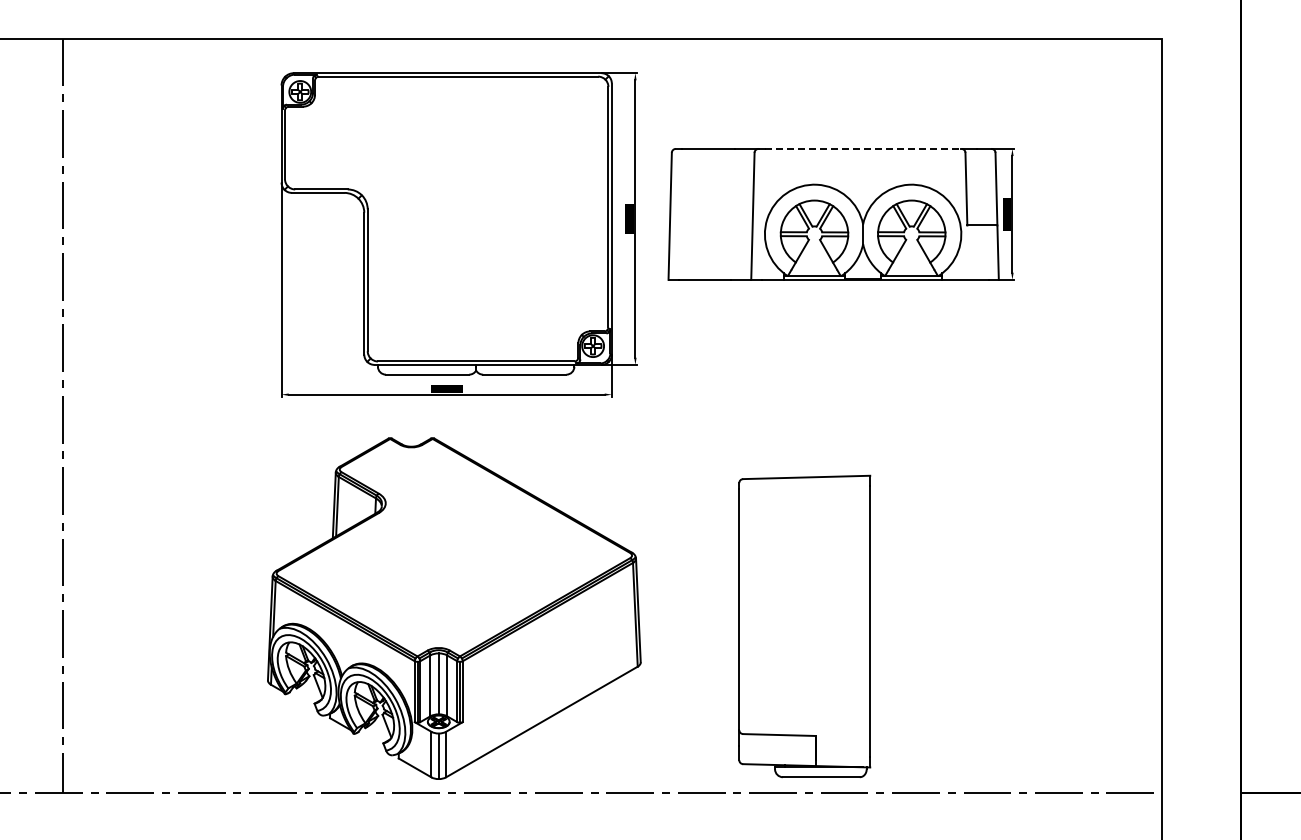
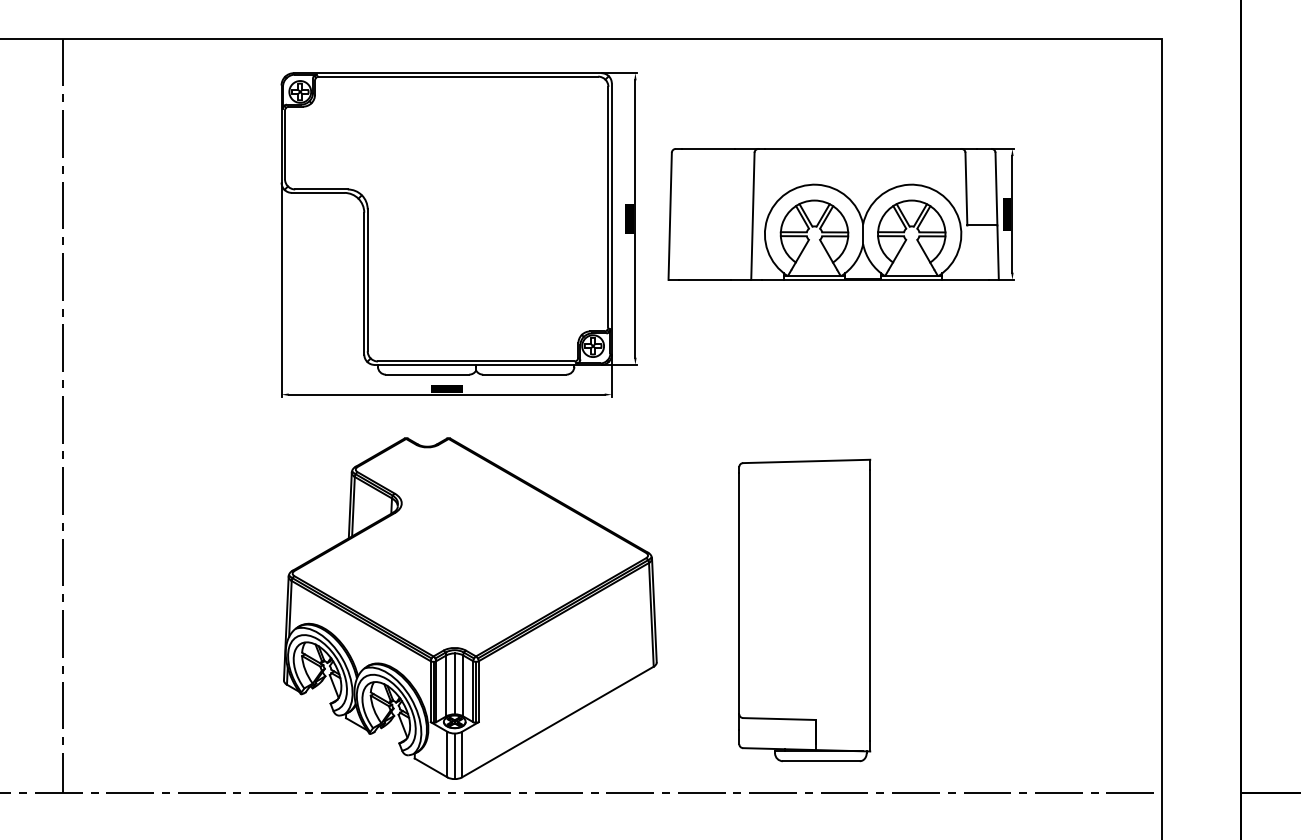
line: dashed -> solid (863, 148)
part position: (454, 608) -> (470, 608) (470, 608)
part position: (804, 626) -> (804, 610) (804, 610)
